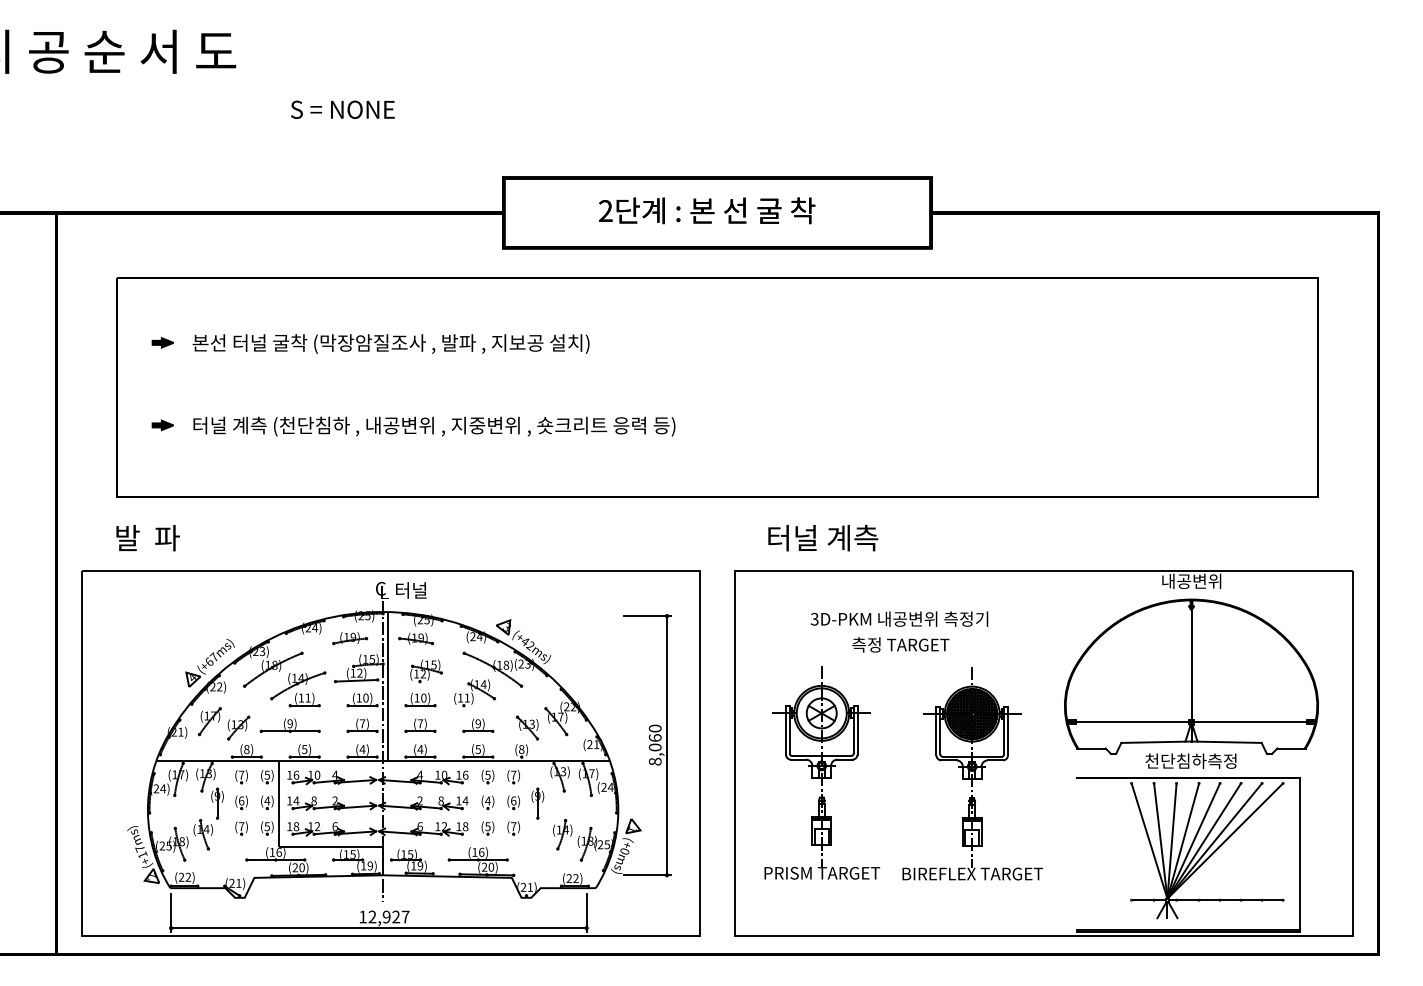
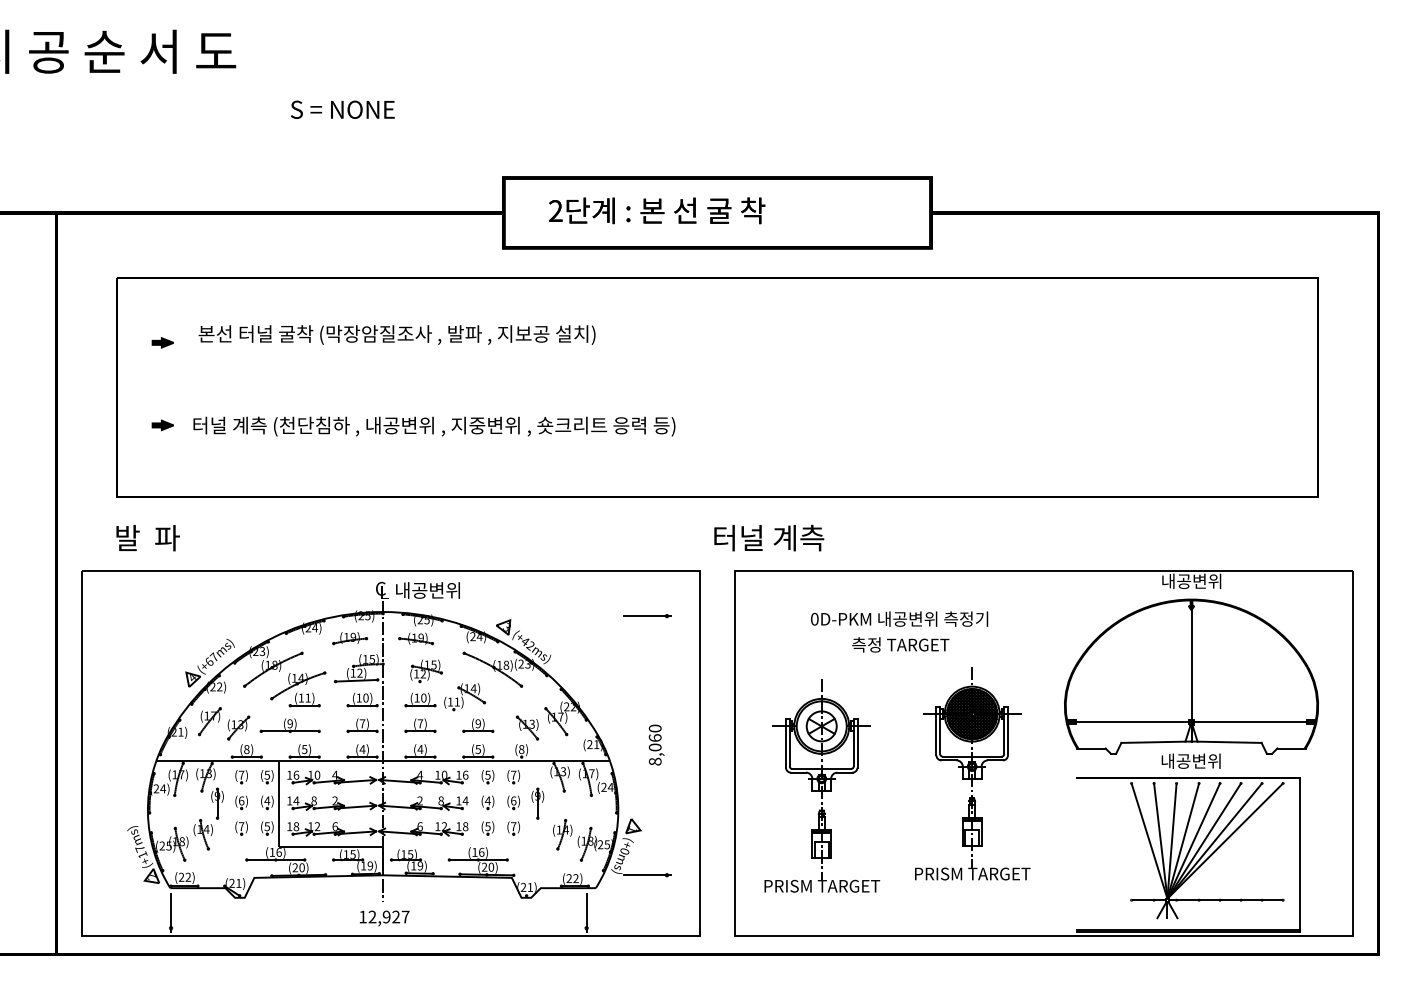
text position: (707, 210) -> (657, 210) (657, 210)
text position: (390, 343) -> (396, 334) (396, 334)
text position: (823, 537) -> (769, 537) (769, 537)
text: 터널 -> 내공변위 (427, 590)
text: 3D-PKM -> 0D-PKM (814, 619)
line: present -> none (388, 686)
part position: (474, 693) -> (464, 697) (464, 697)
line: present -> none (667, 745)
text: 천단침하측정 -> 내공변위 (1190, 760)
part position: (822, 772) -> (822, 785) (822, 785)
text: BIREFLEX TARGET -> PRISM TARGET (972, 873)
line: present -> none (378, 928)
